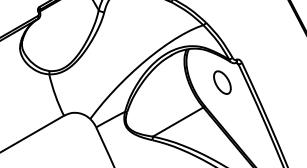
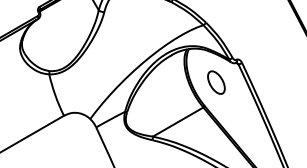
part position: (222, 82) -> (216, 82) (216, 82)
